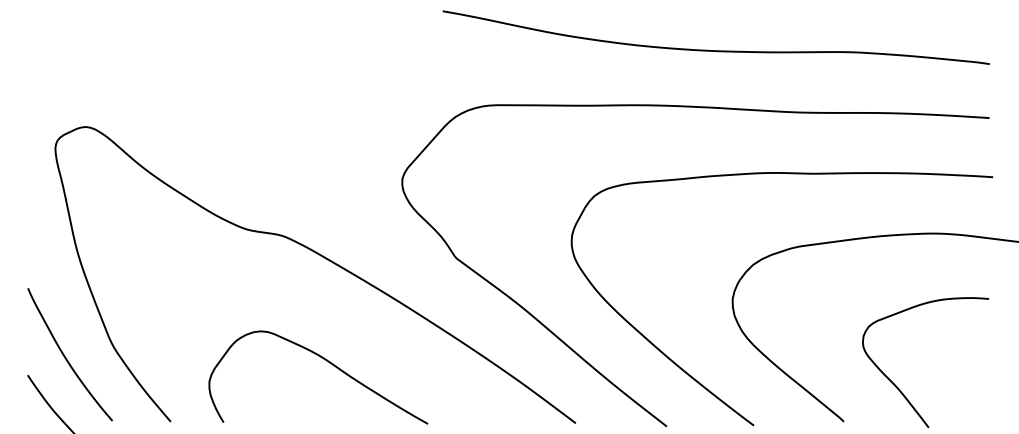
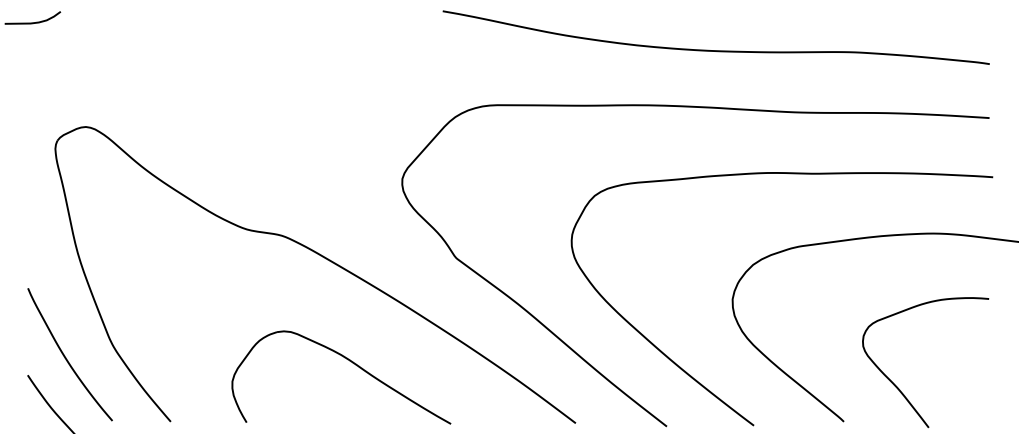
curve: none -> present (32, 22)
part position: (329, 363) -> (352, 363) (352, 363)
